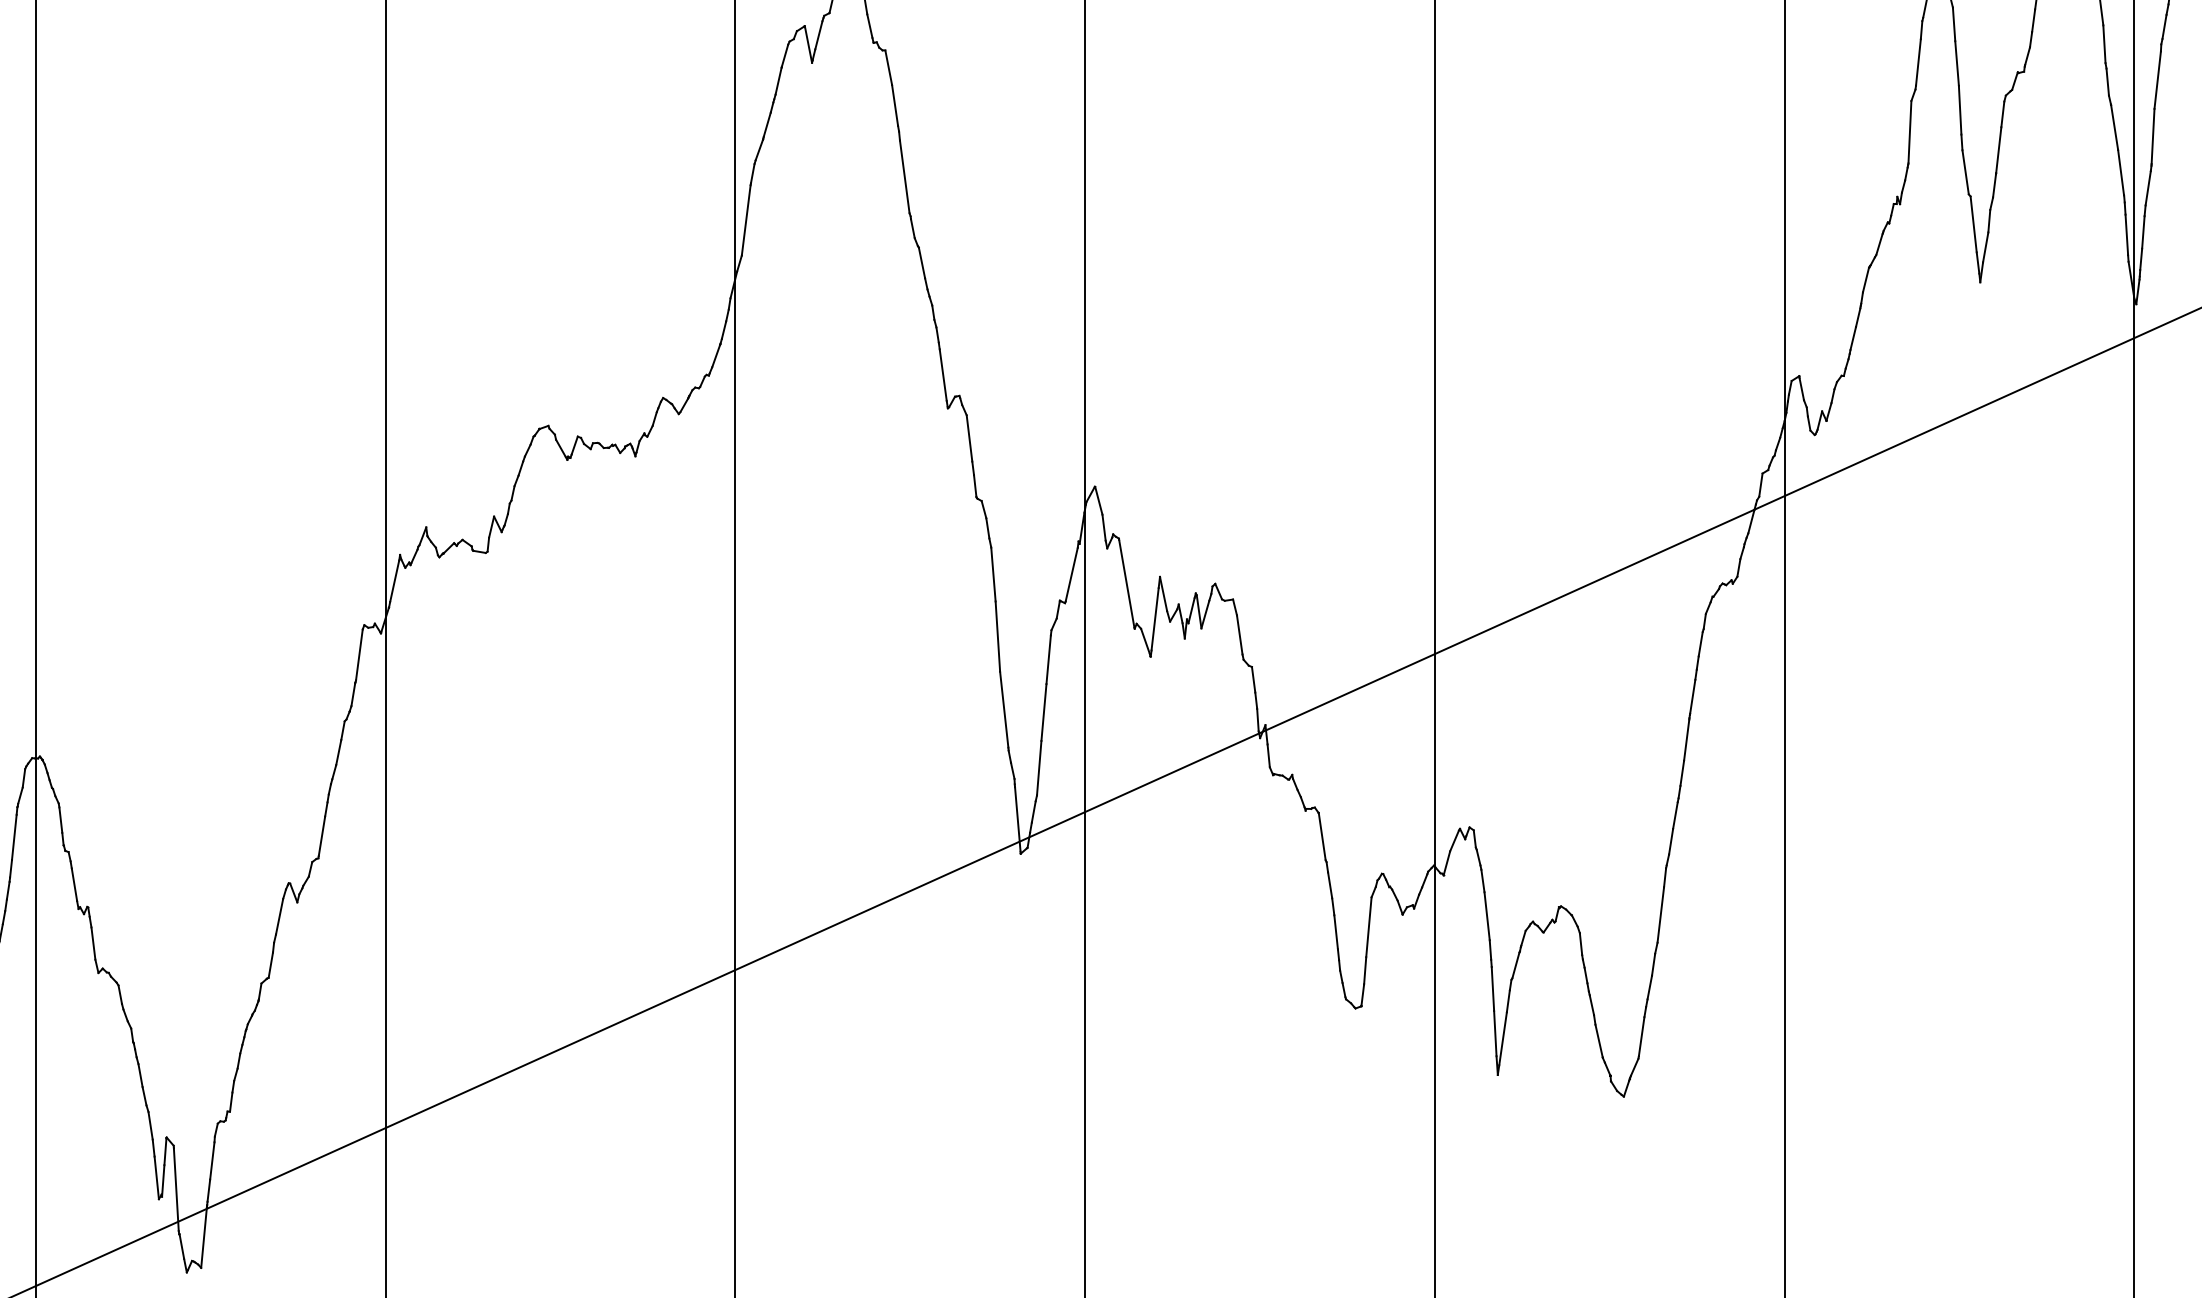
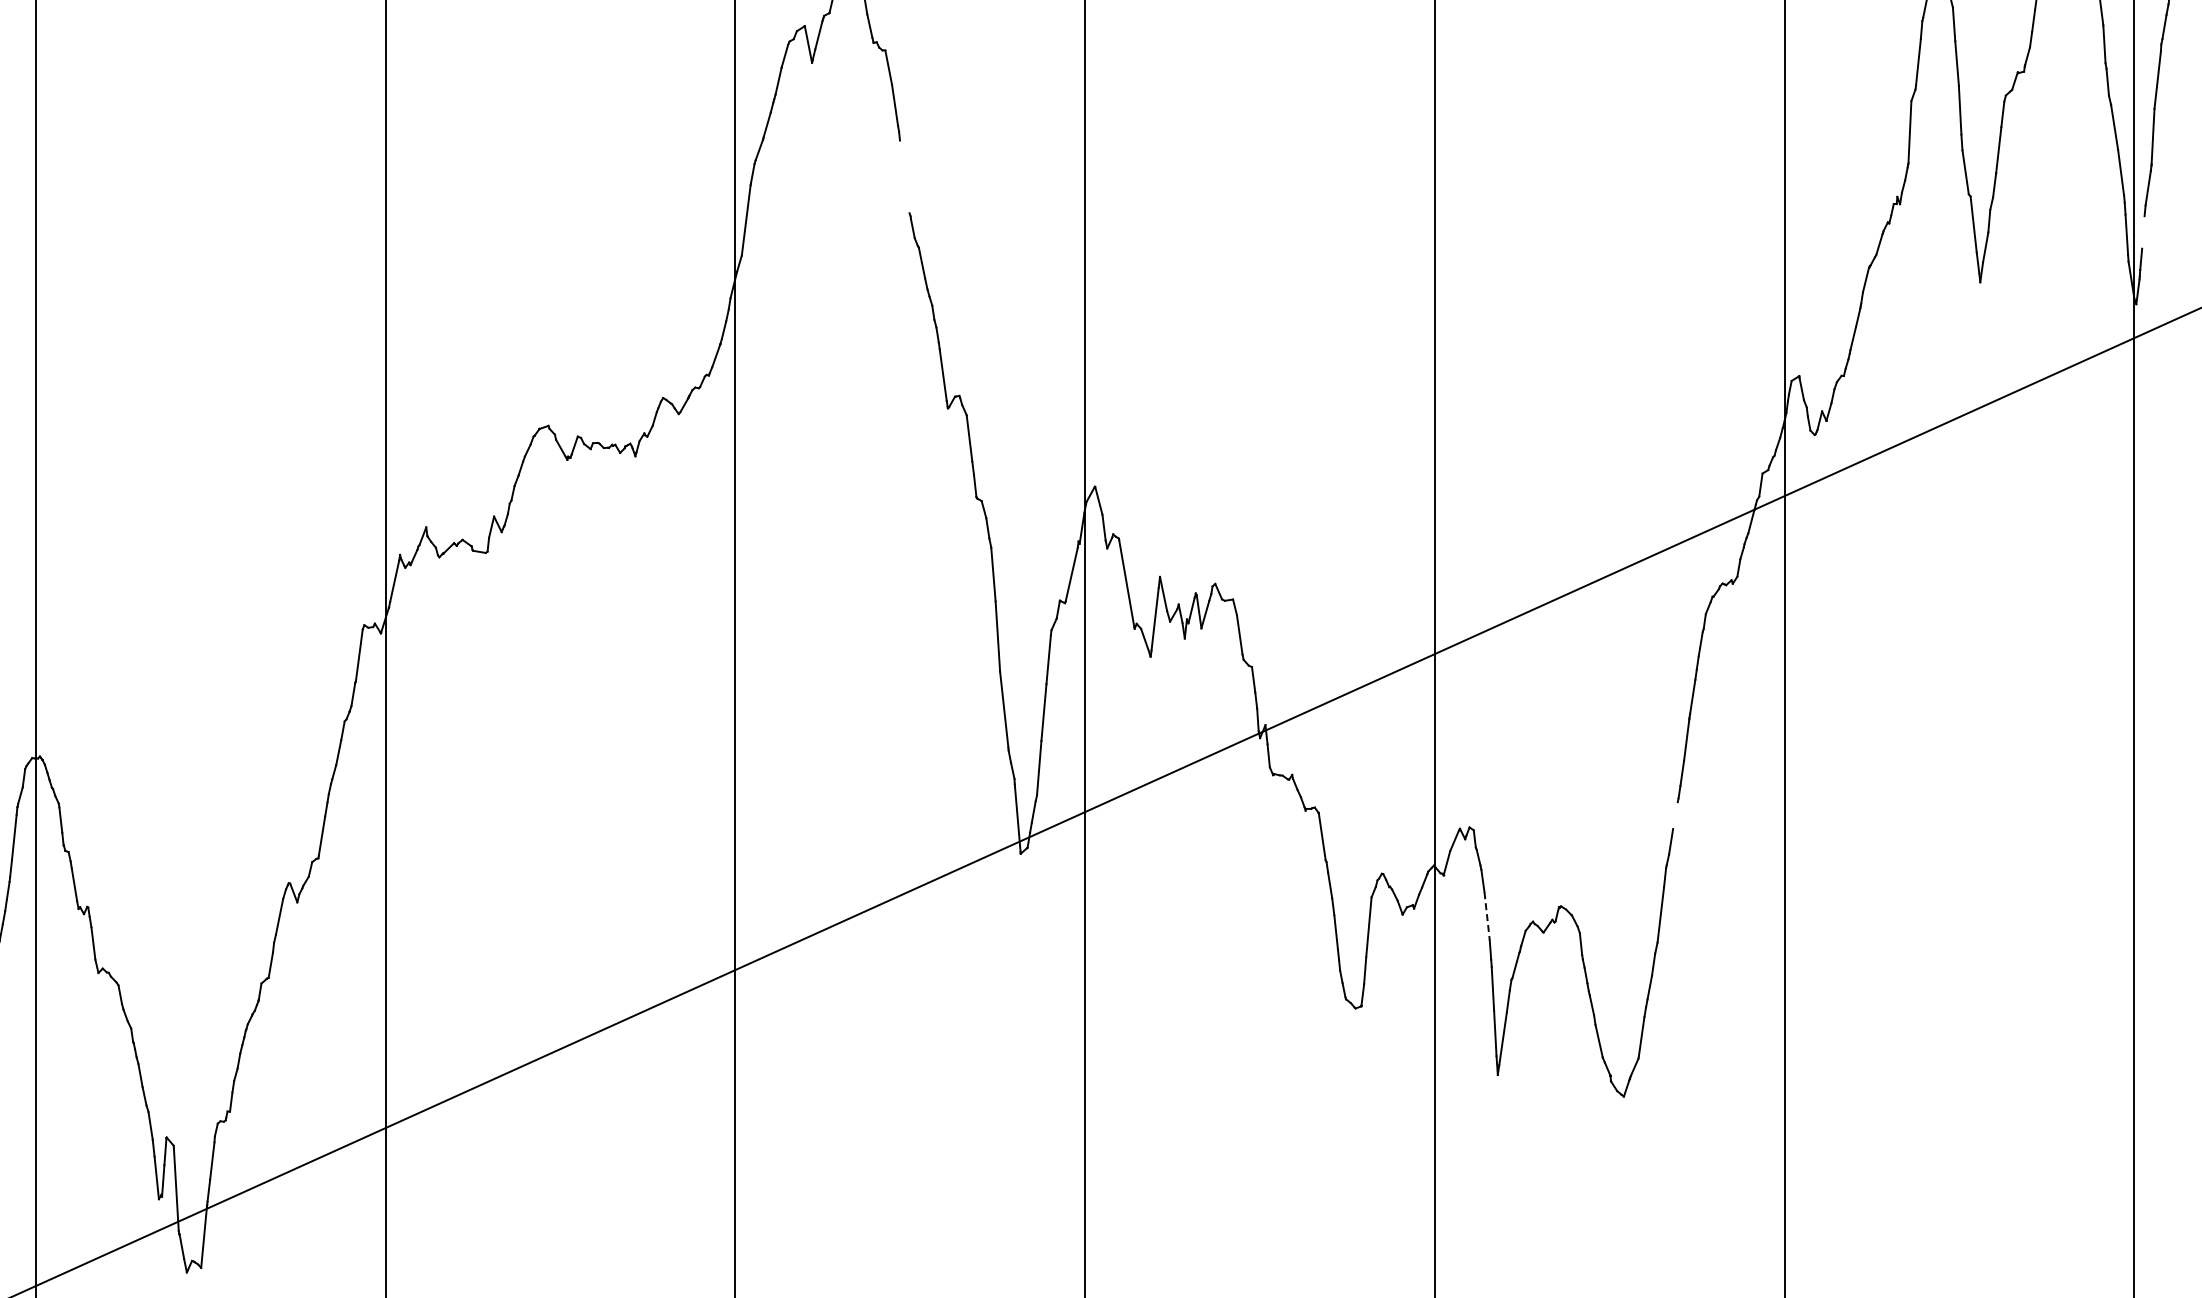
line: present -> none (904, 176)
line: present -> none (2143, 232)
line: present -> none (1675, 815)
line: solid -> dashed (1487, 916)
